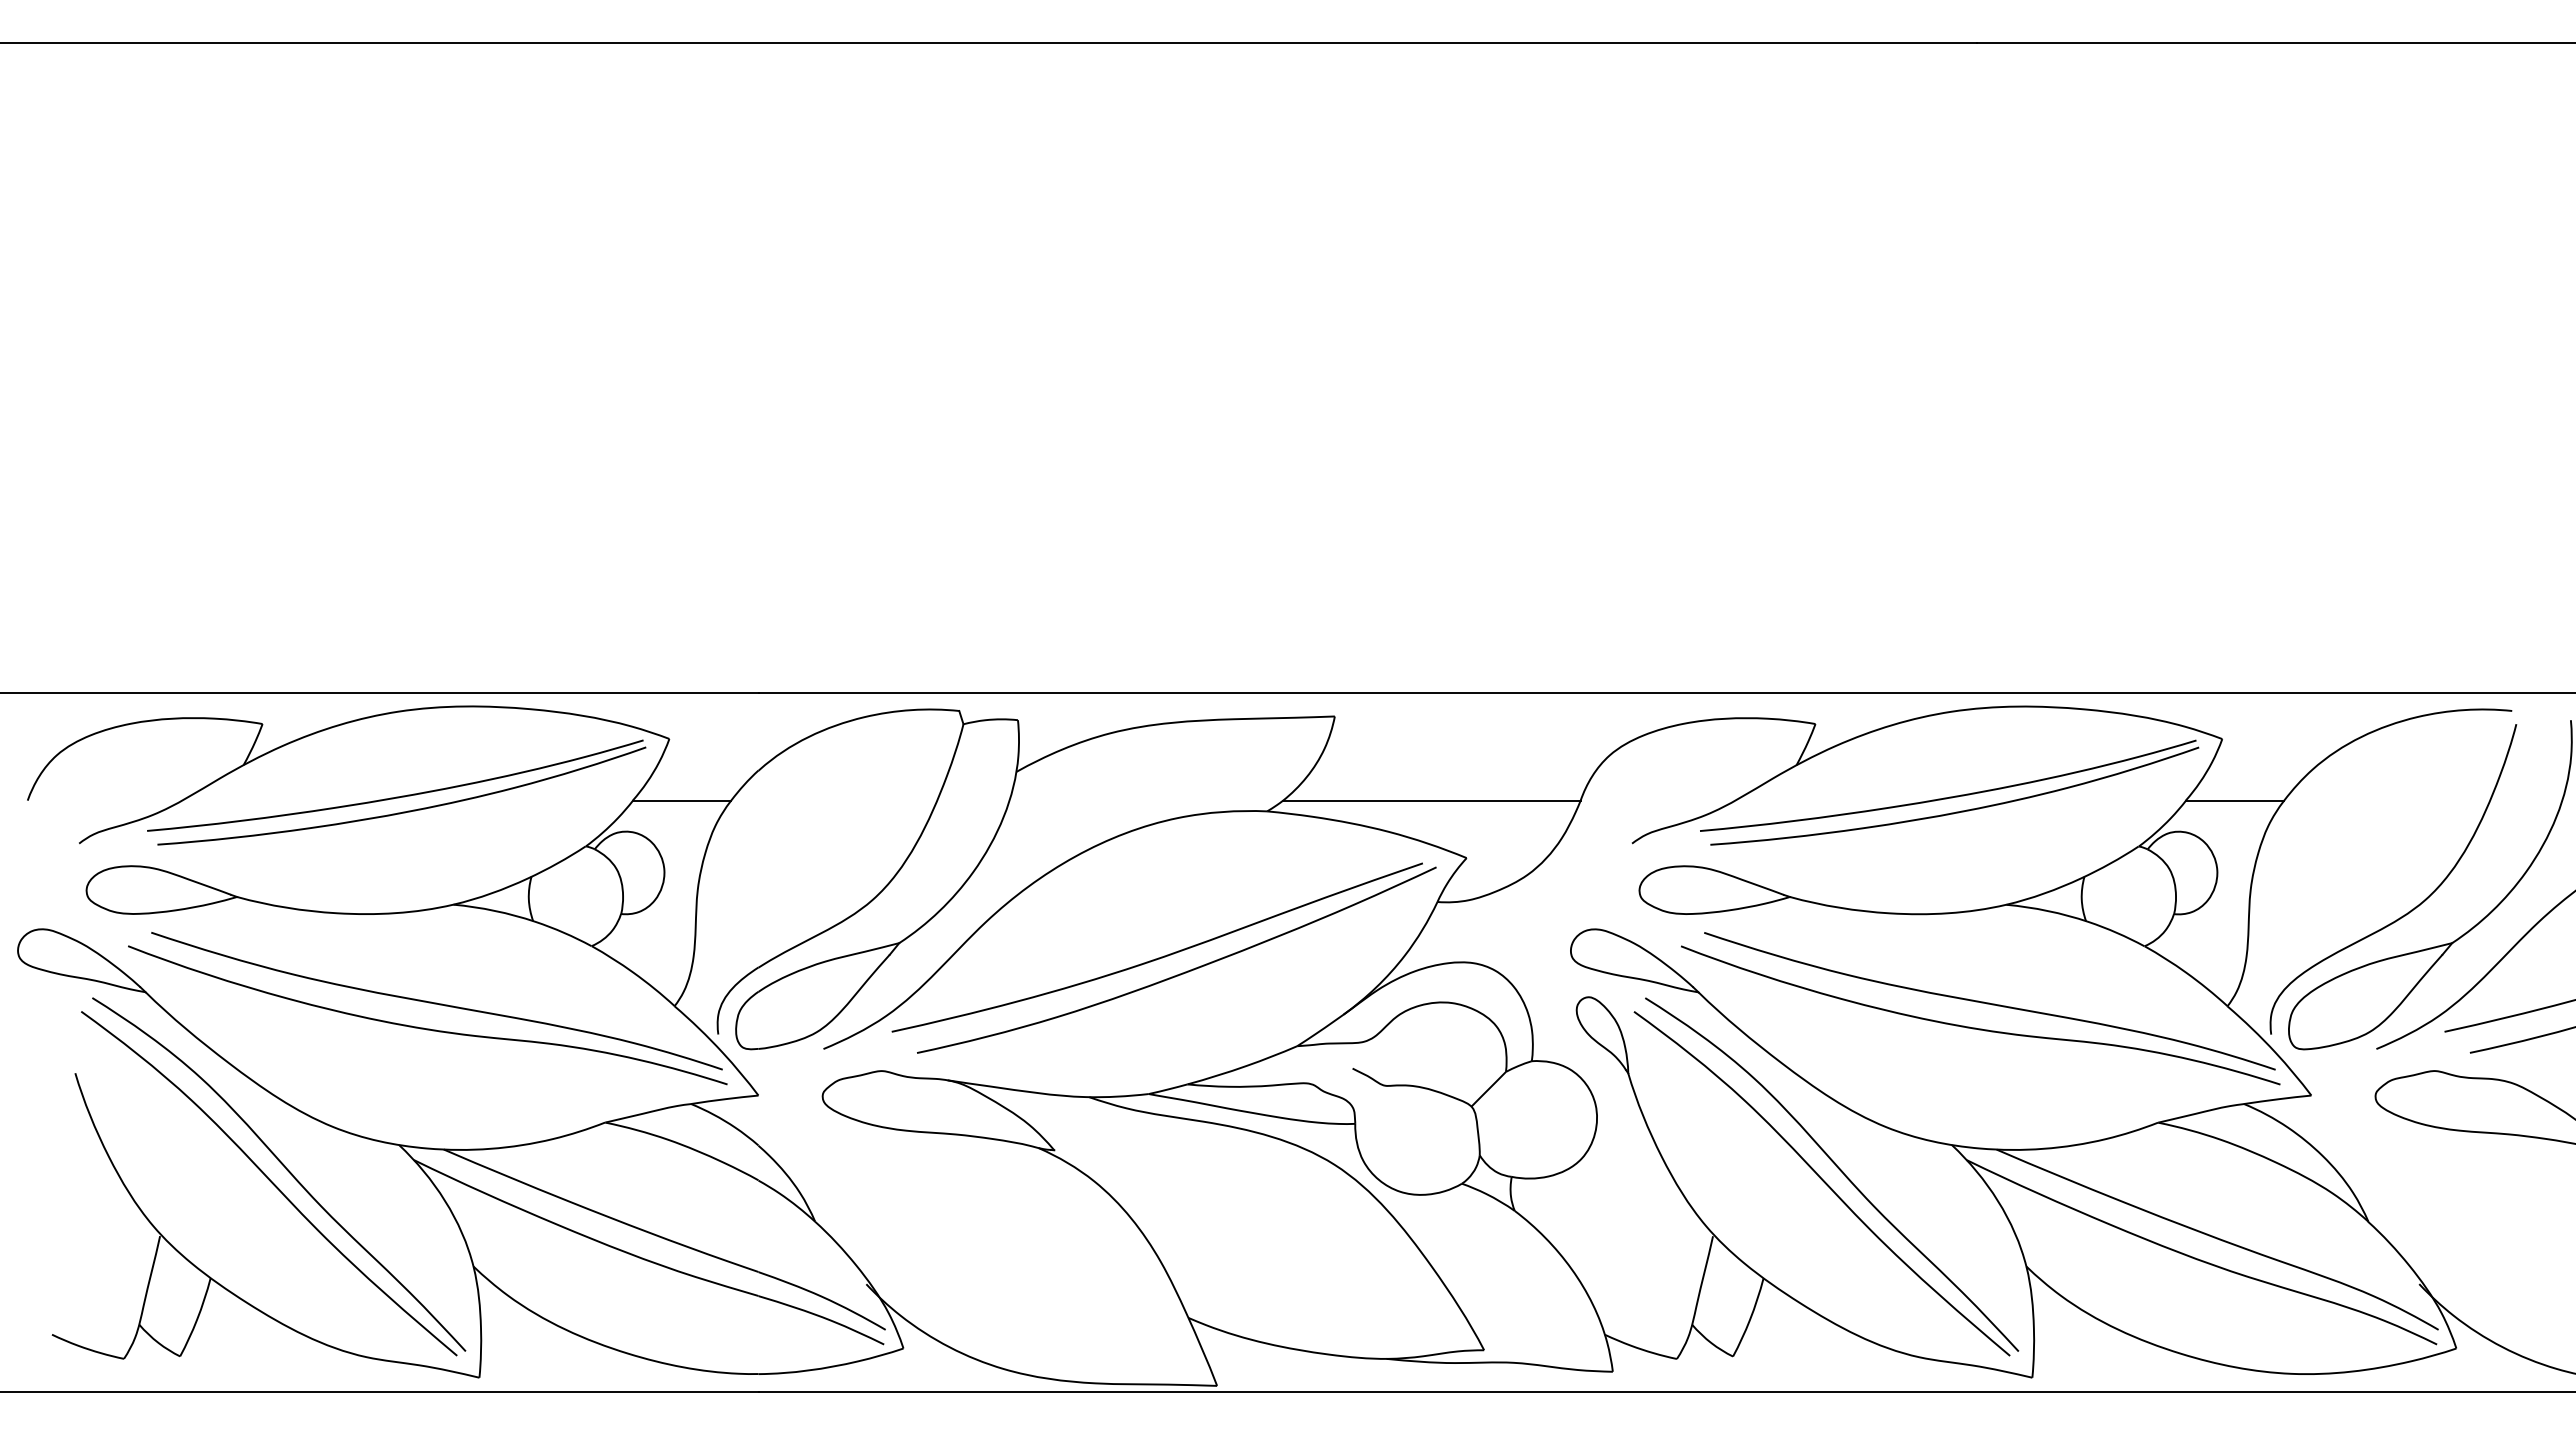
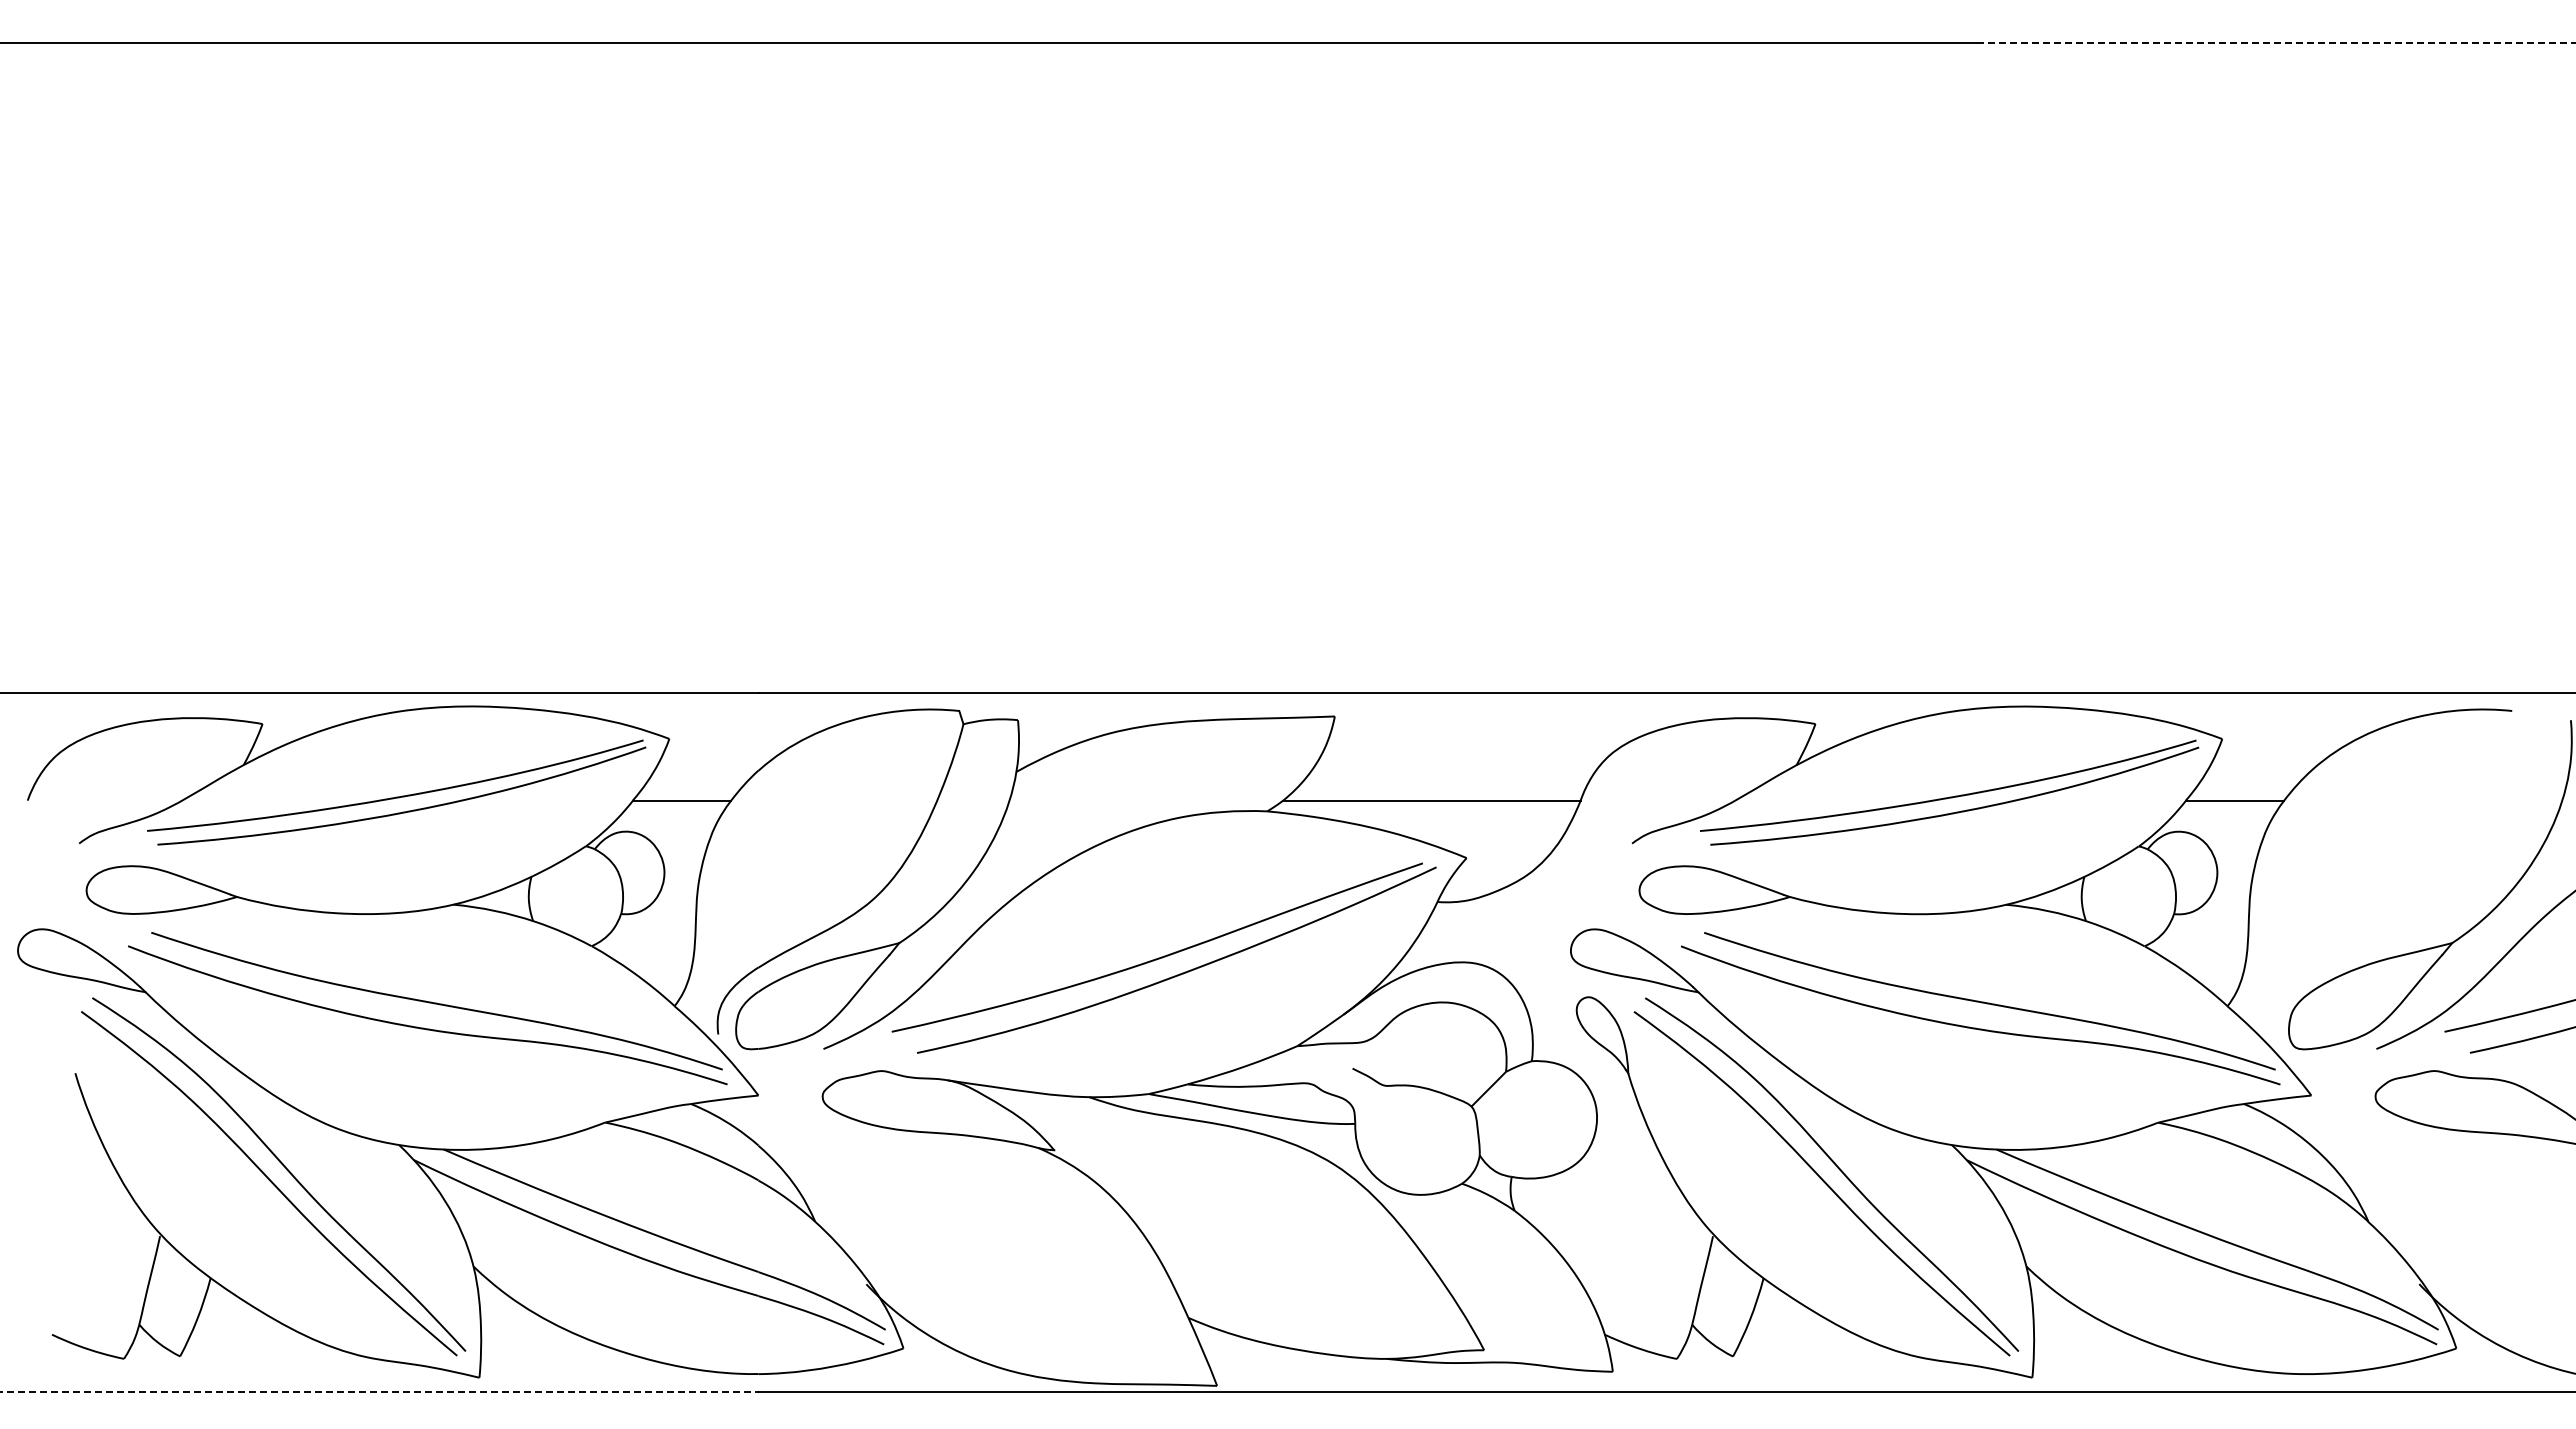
line: solid -> dashed (2276, 43)
curve: present -> none (2415, 906)
line: solid -> dashed (379, 1391)
